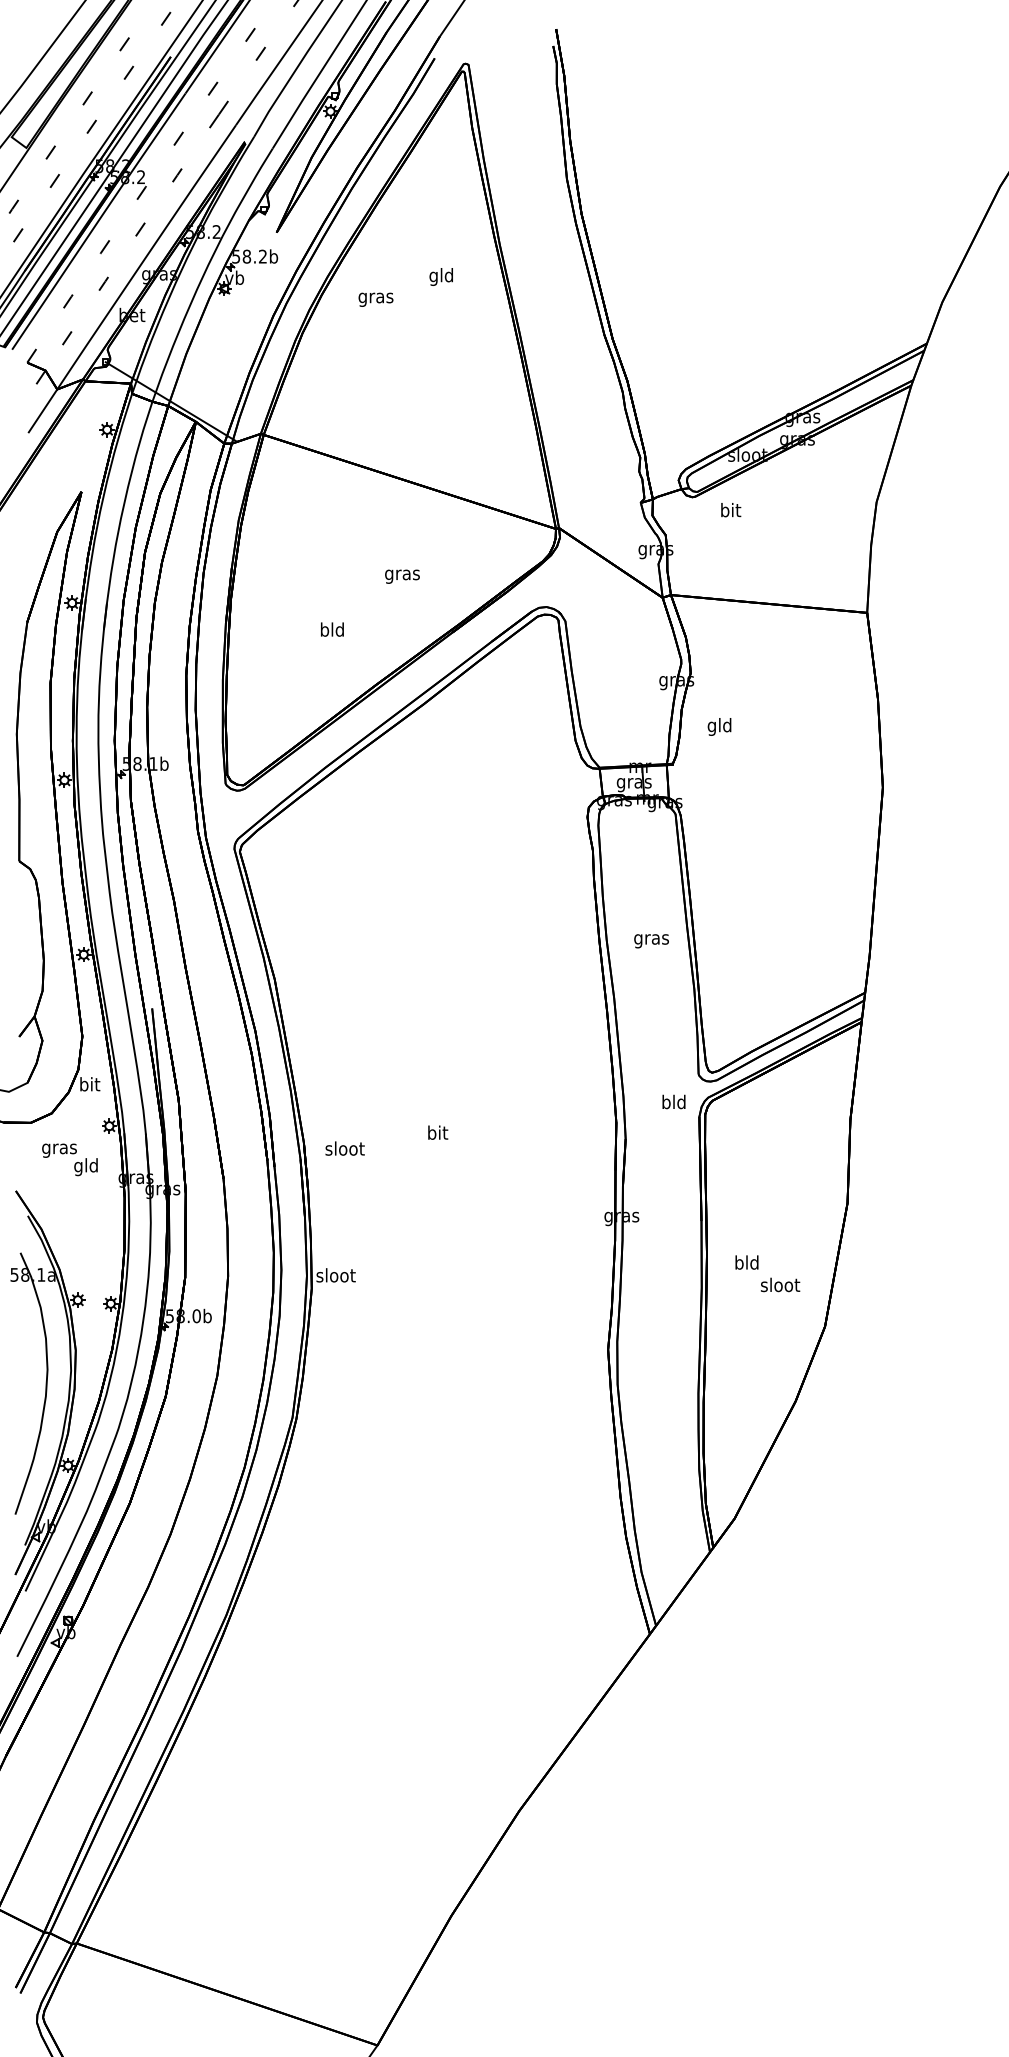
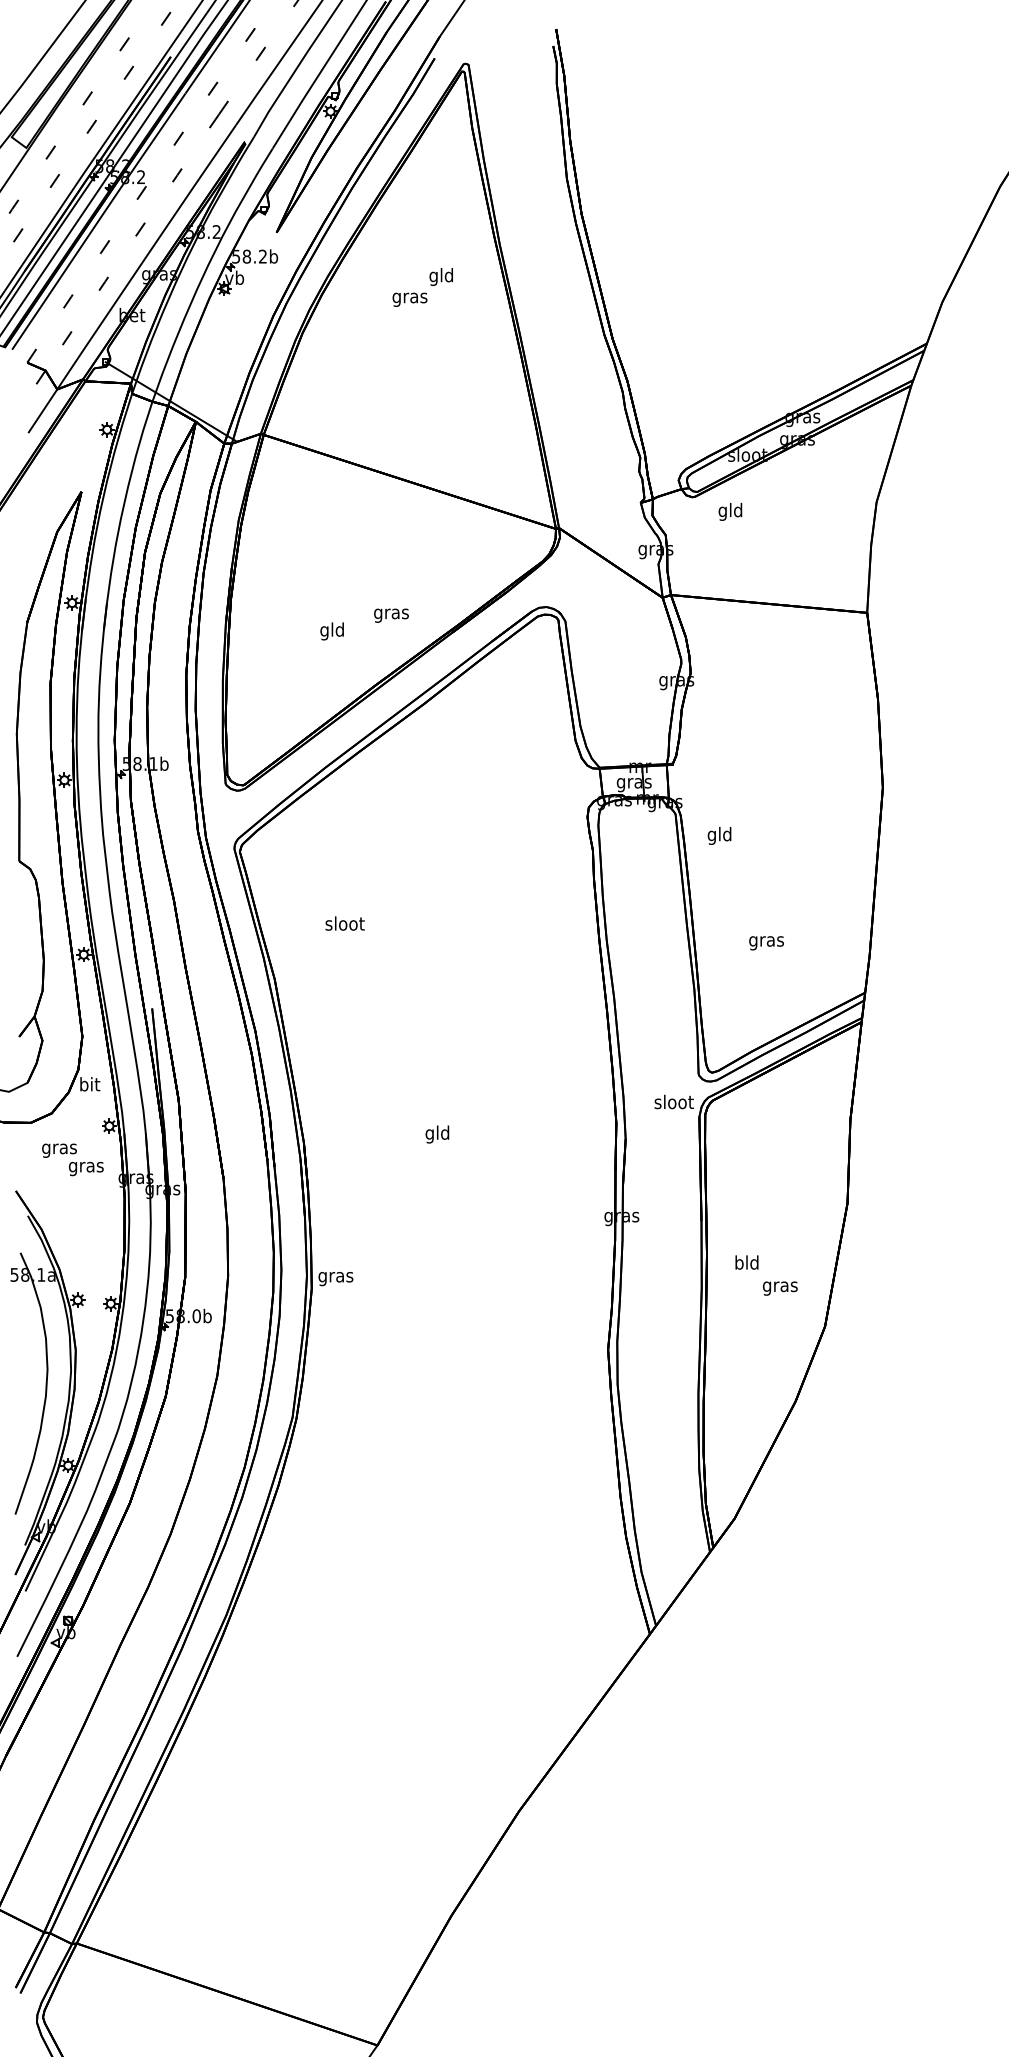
text position: (375, 299) -> (409, 299) (409, 299)
text: bit -> gld (730, 511)
text position: (402, 576) -> (391, 615) (391, 615)
text: bld -> gld (324, 631)
text position: (719, 726) -> (719, 835) (719, 835)
text position: (651, 941) -> (766, 943) (766, 943)
text: bld -> sloot (673, 1101)
text: bit -> gld (437, 1134)
text position: (344, 1148) -> (344, 923) (344, 923)
text: gld -> gras (85, 1167)
text: sloot -> gras (335, 1277)
text: sloot -> gras (780, 1286)
